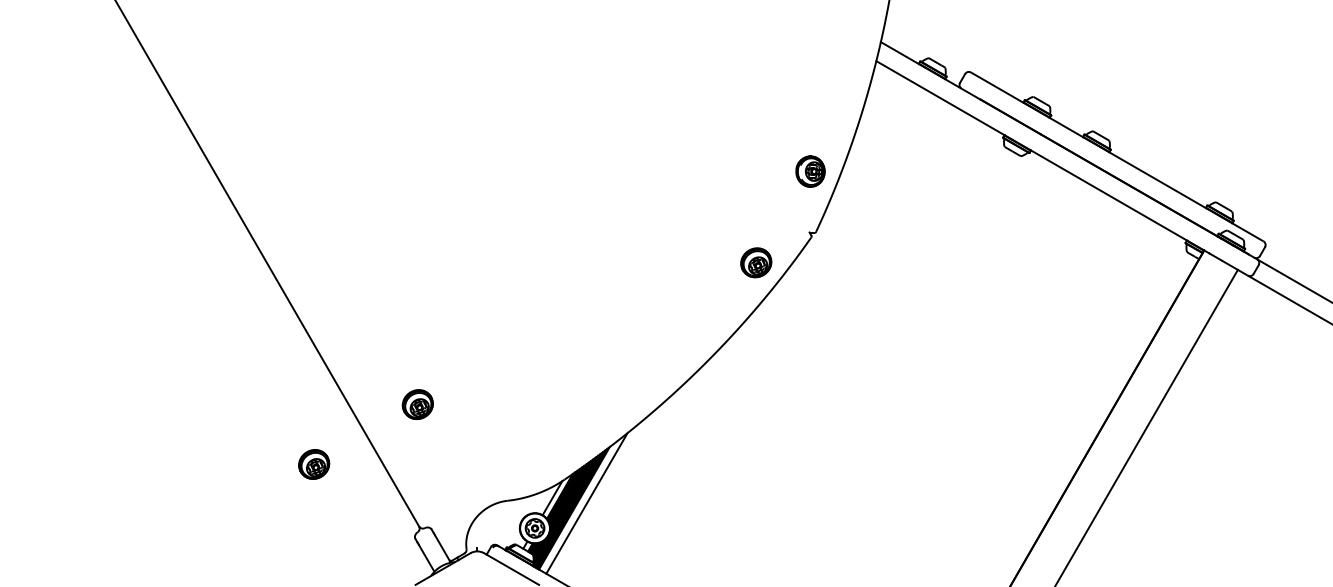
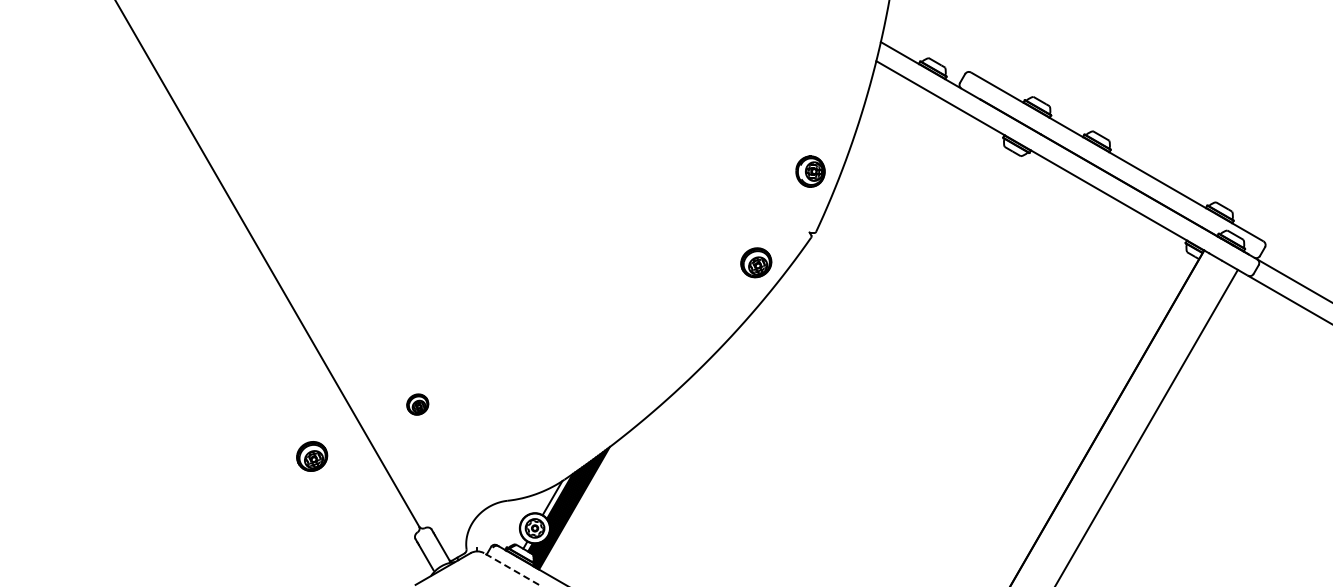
part size: 33x31 px -> 24x23 px (417, 404)
part position: (314, 464) -> (312, 456) (312, 456)
line: present -> none (586, 502)
line: solid -> dashed (511, 569)
